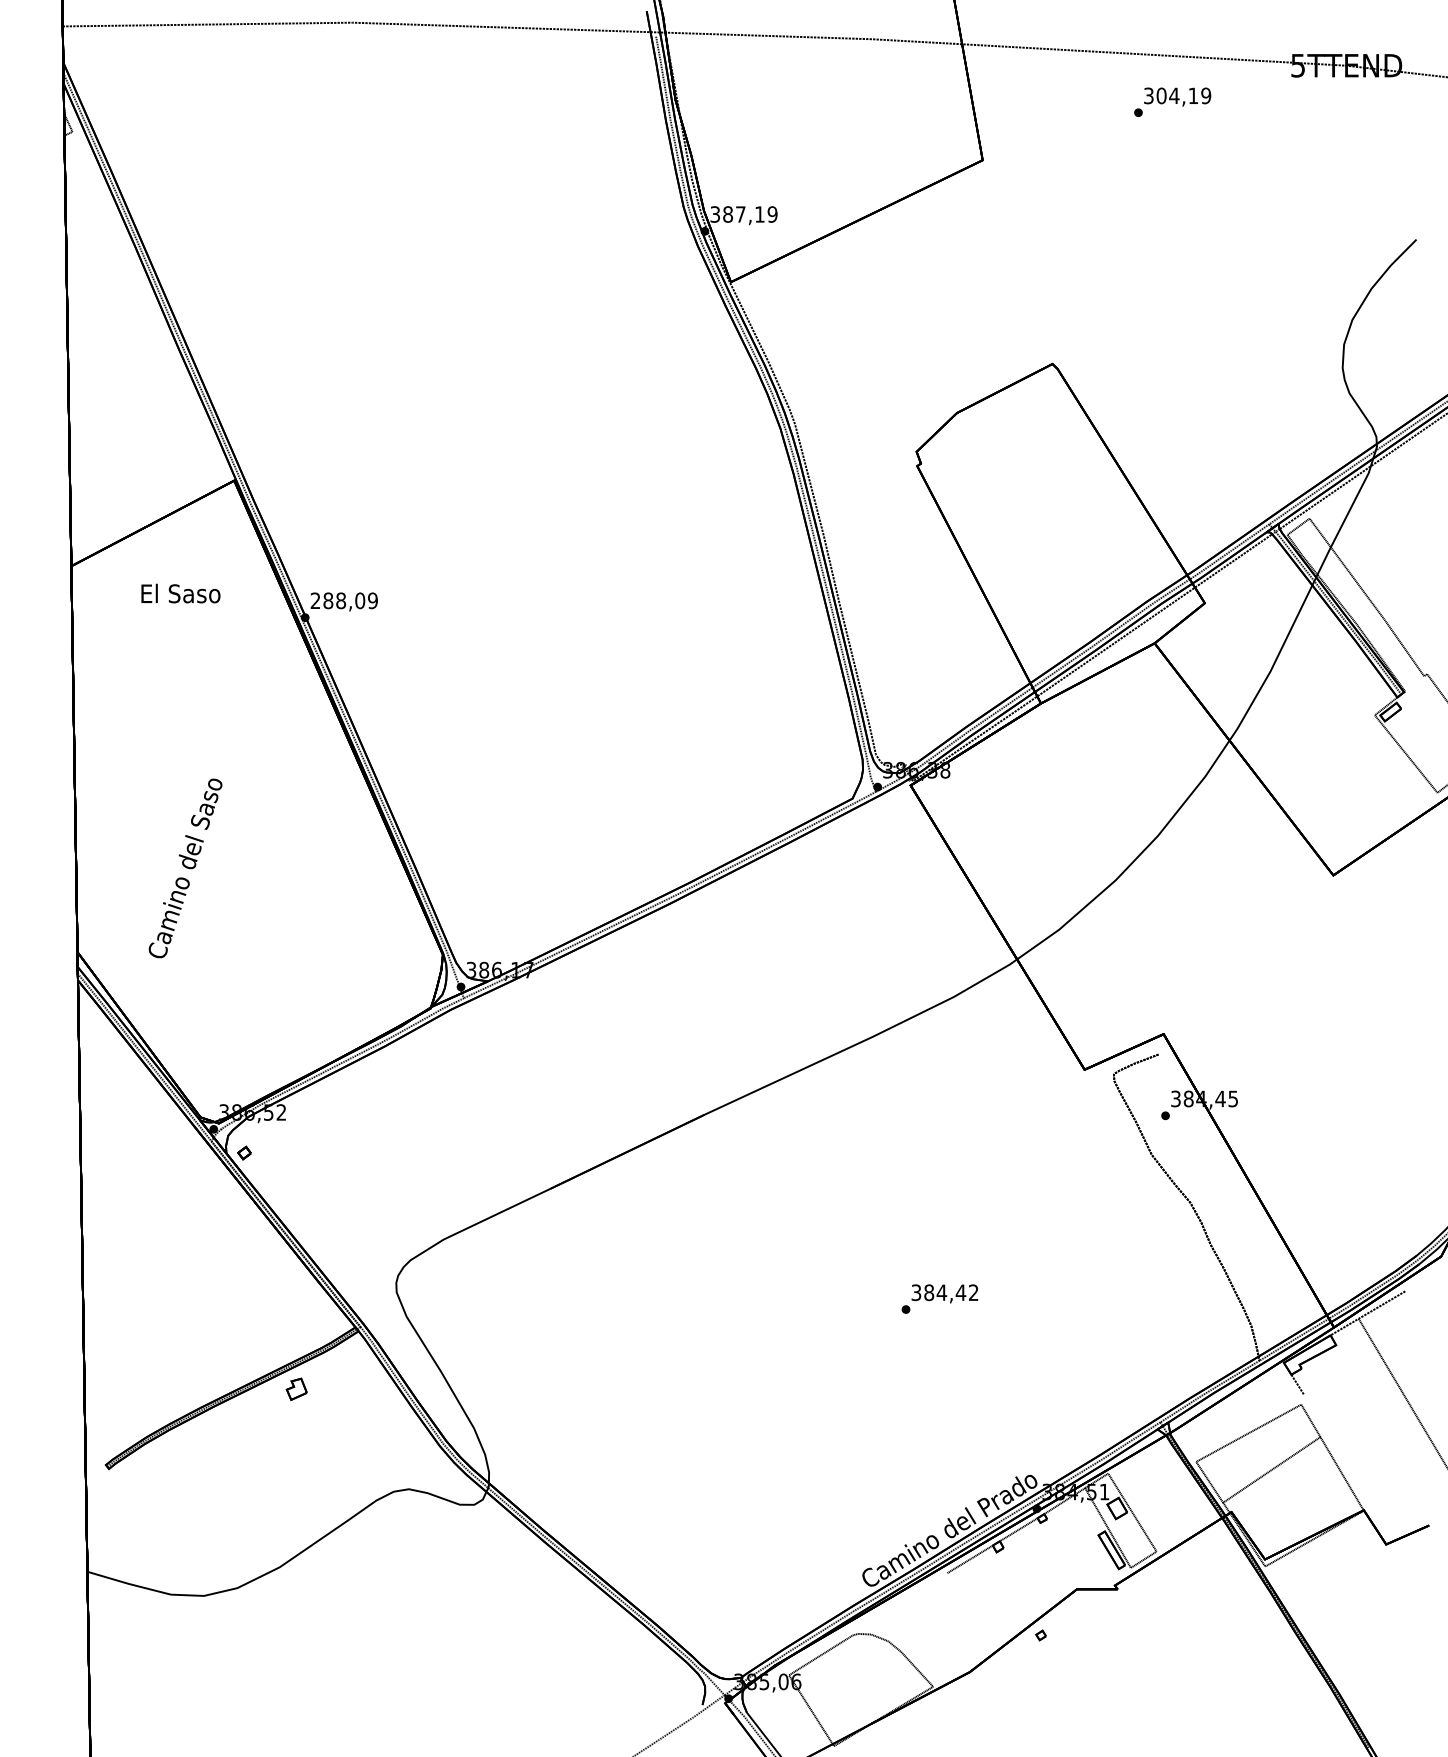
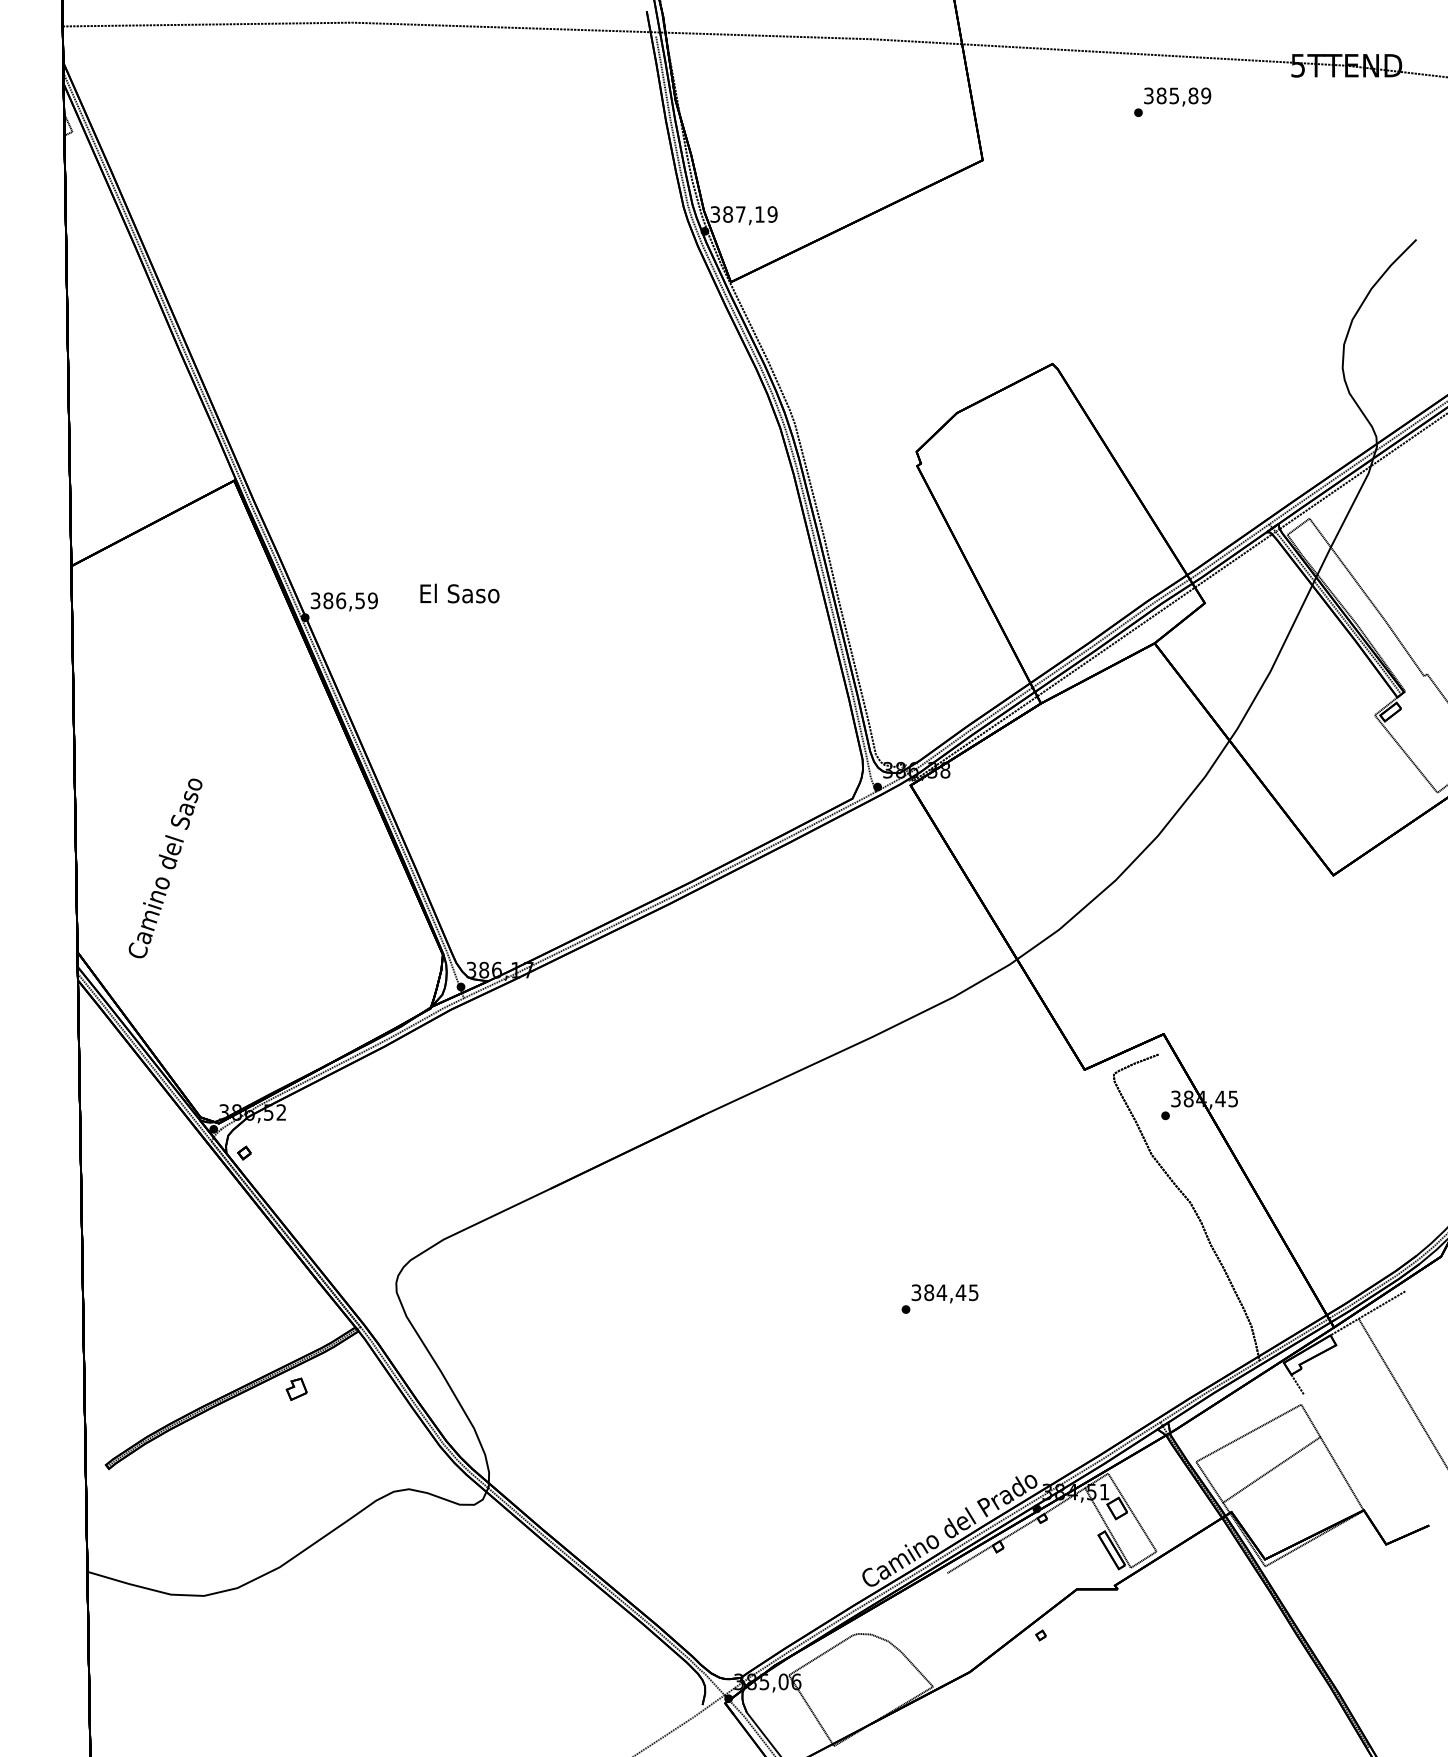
text: 304,19 -> 385,89 (1177, 95)
text position: (180, 593) -> (459, 593) (459, 593)
text: 288,09 -> 386,59 (337, 600)
text position: (185, 868) -> (165, 868) (165, 868)
text: 384,42 -> 384,45 (973, 1292)
